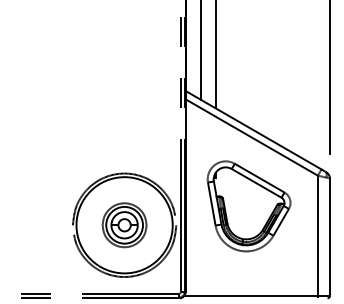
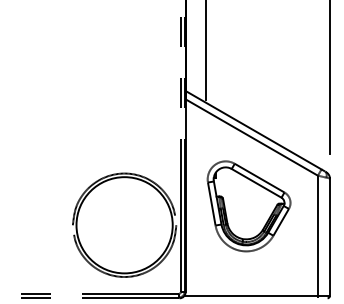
line position: (200, 50) -> (205, 50) (205, 50)
line: present -> none (215, 55)
part: present -> none (124, 225)
